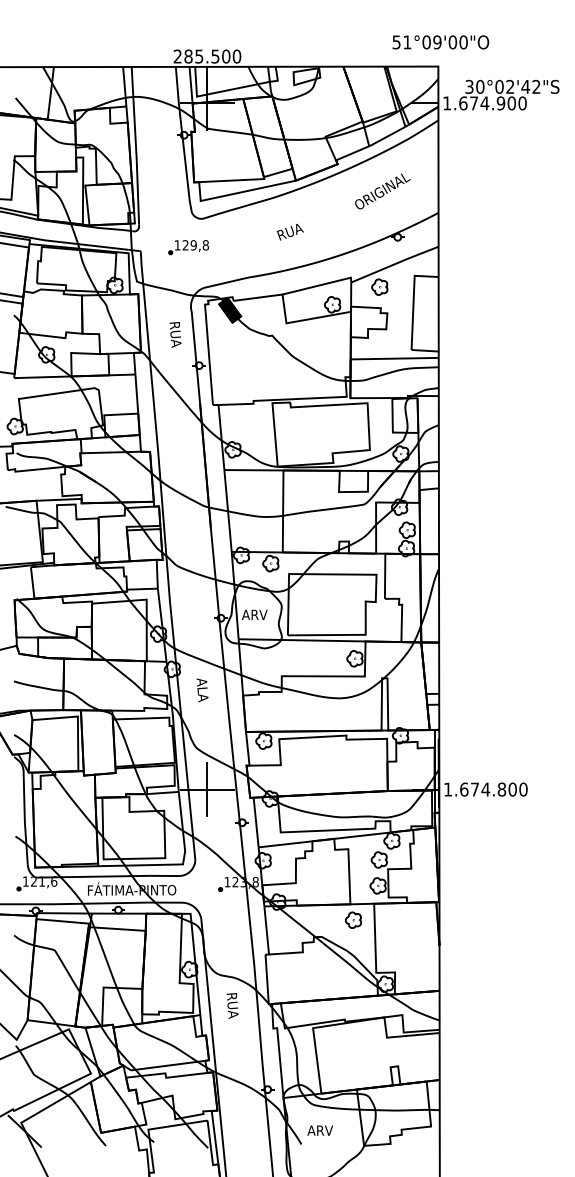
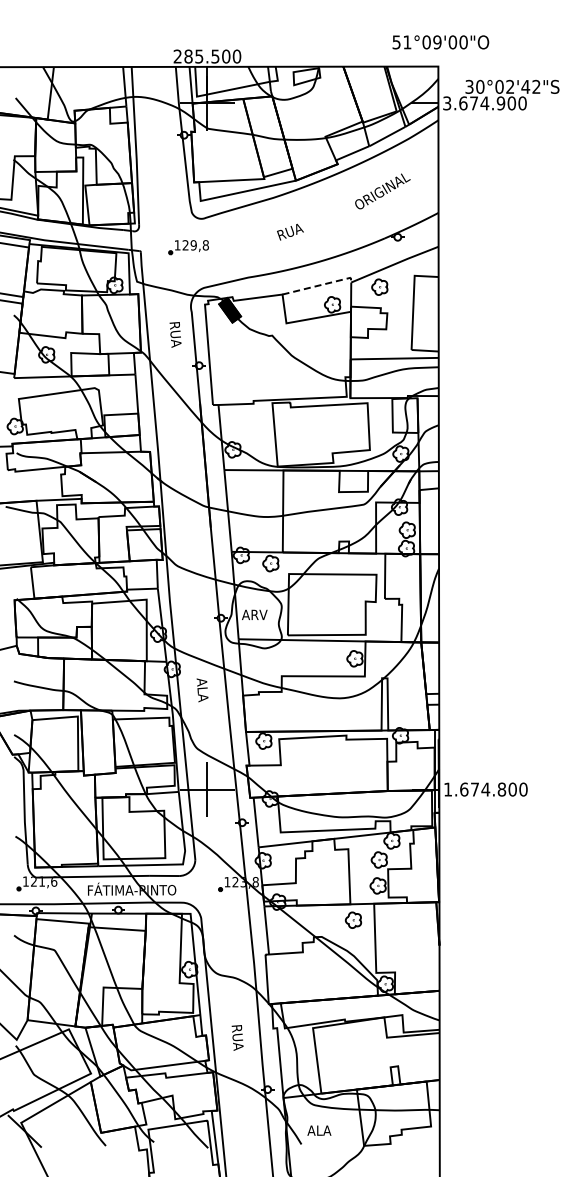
text: 1.674.900 -> 3.674.900 (447, 103)
line: solid -> dashed (320, 285)
text position: (232, 1005) -> (237, 1037) (237, 1037)
text: ARV -> ALA (325, 1130)
